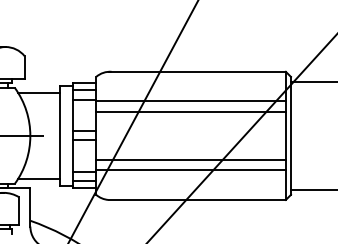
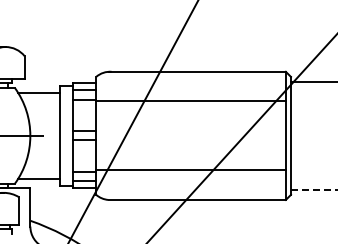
line: present -> none (190, 111)
line: present -> none (190, 160)
line: solid -> dashed (314, 190)
